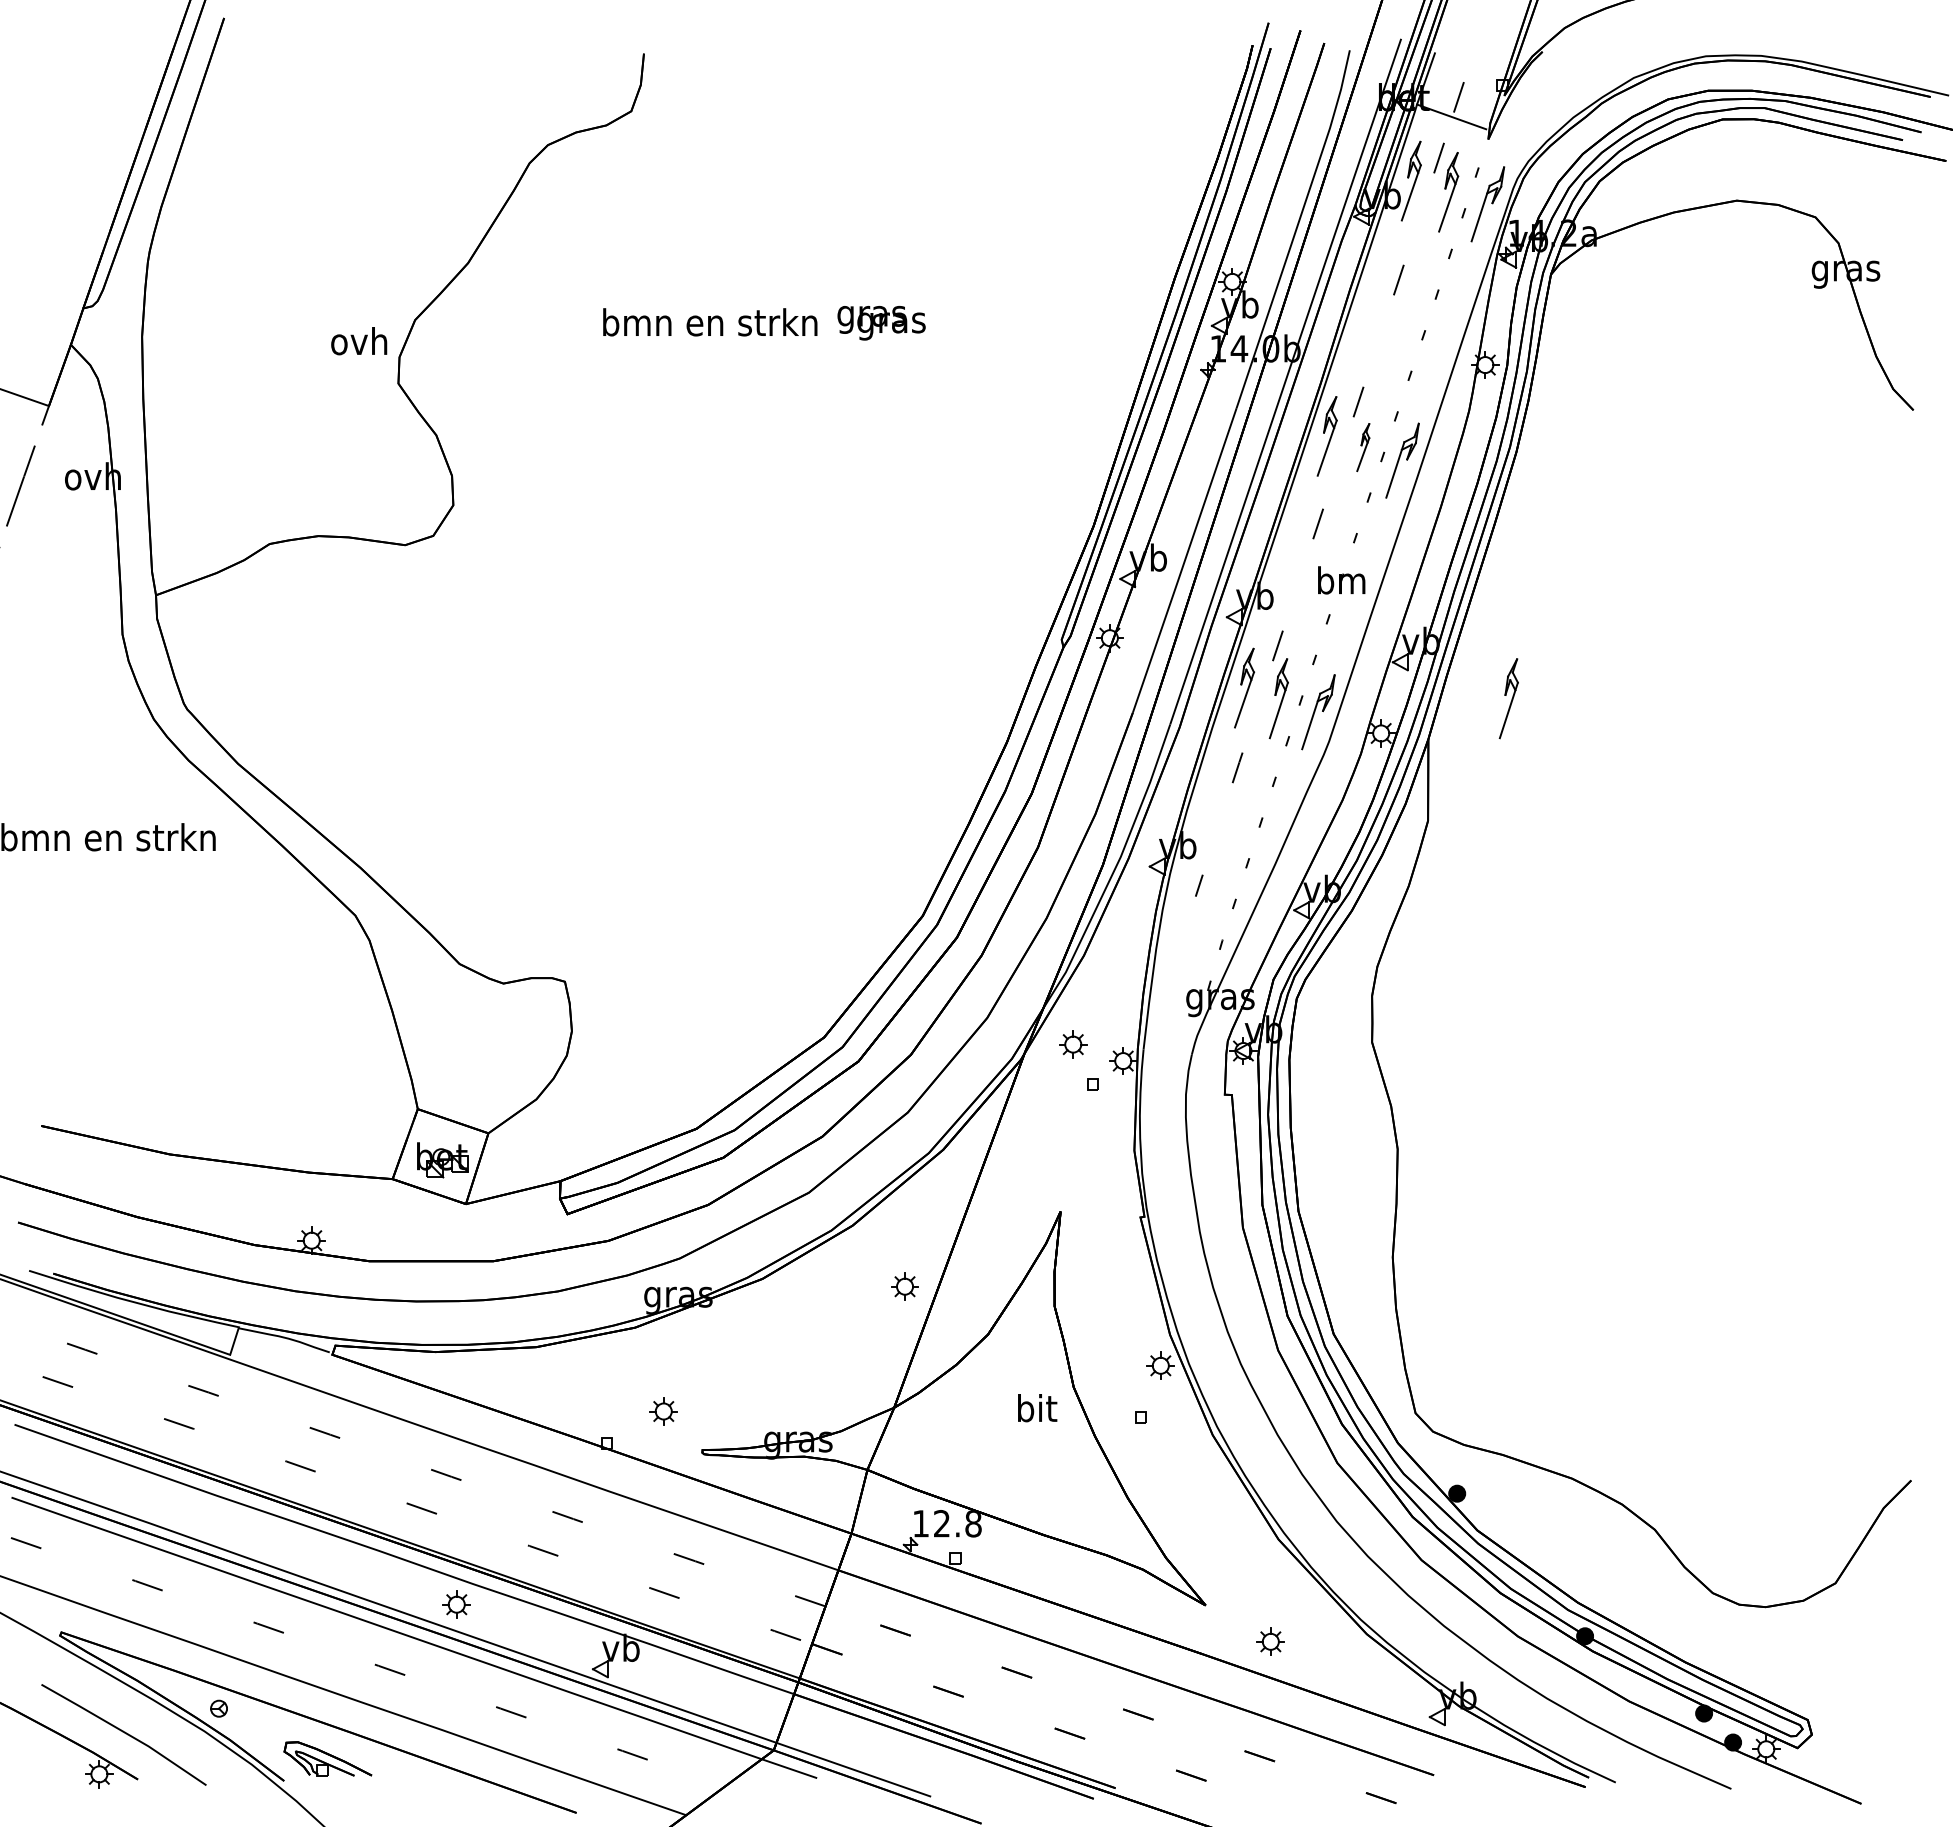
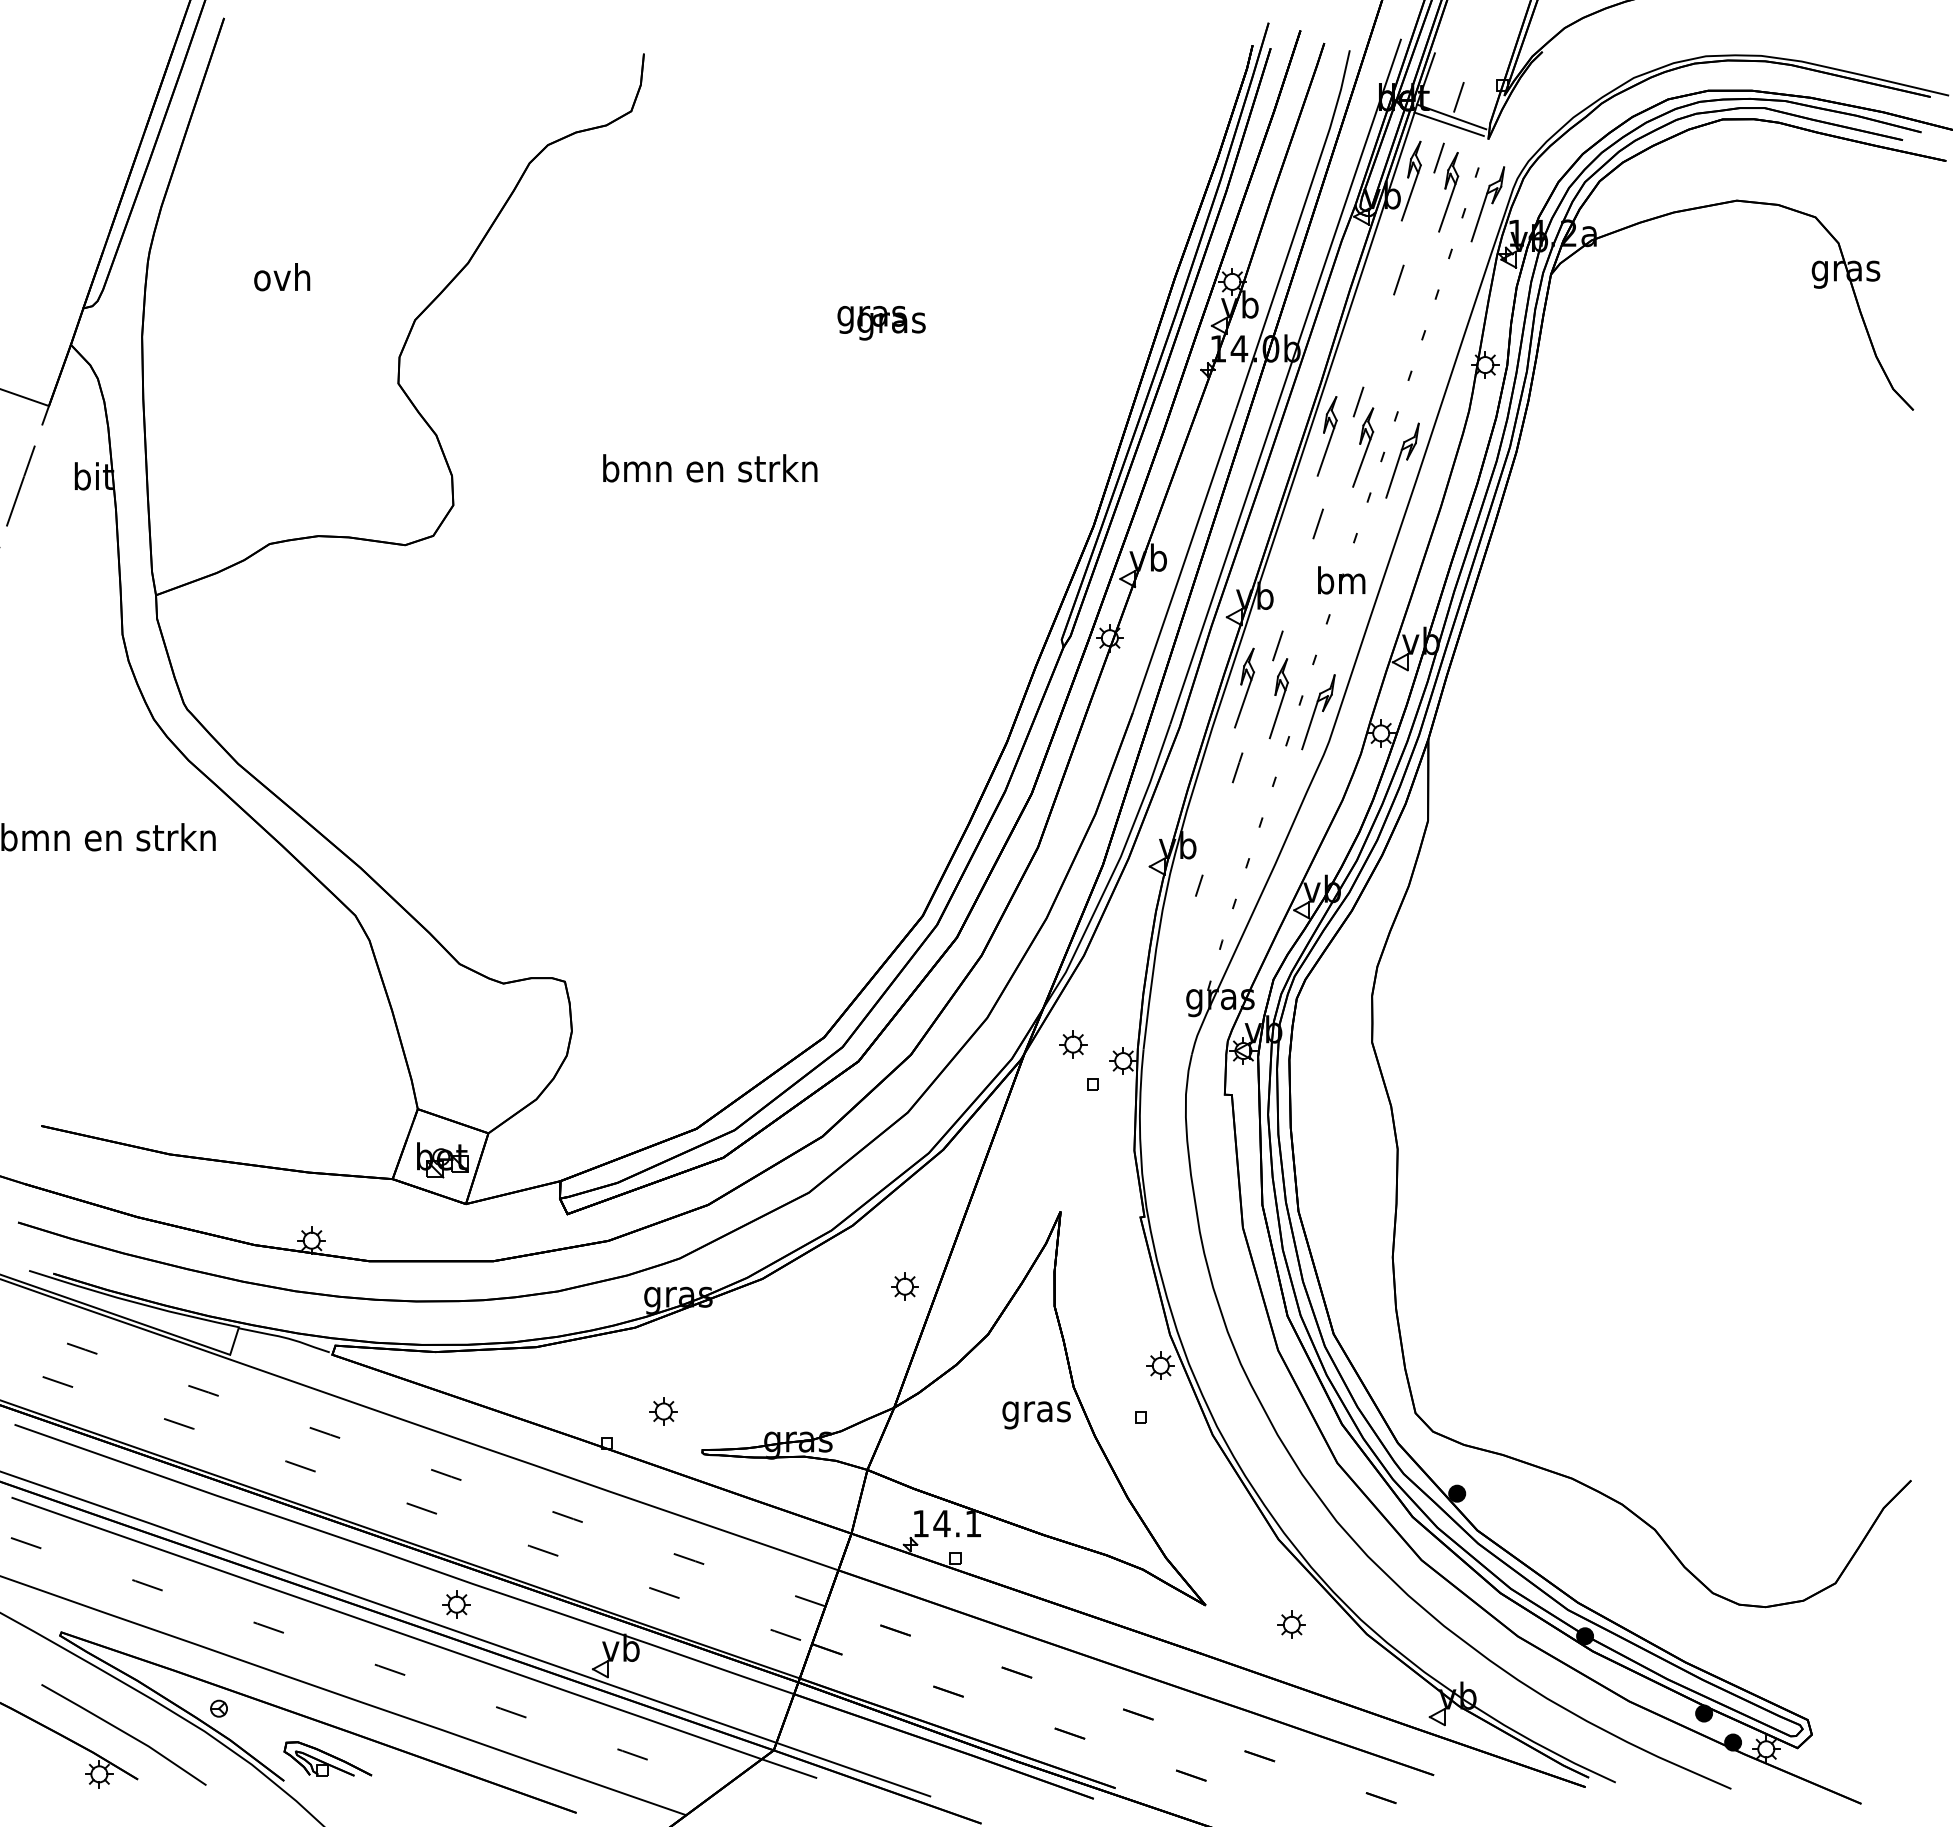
line: none -> present (1448, 124)
text position: (710, 322) -> (710, 468) (710, 468)
text position: (359, 341) -> (282, 277) (282, 277)
part size: 15x50 px -> 23x81 px (1363, 447)
text: ovh -> bit (92, 476)
part: present -> none (1508, 698)
text: bit -> gras (1036, 1411)
text: 12.8 -> 14.1 (957, 1523)
part position: (1270, 1641) -> (1291, 1624) (1291, 1624)
